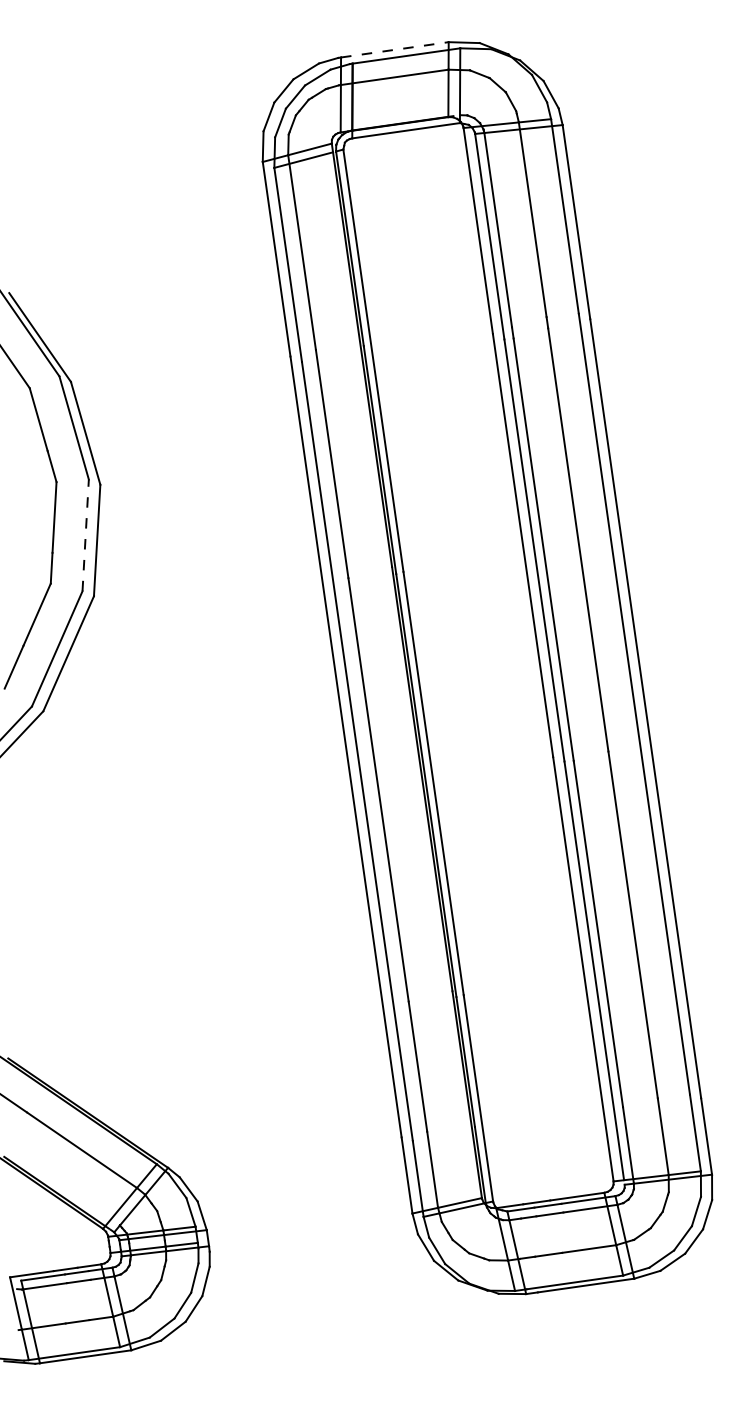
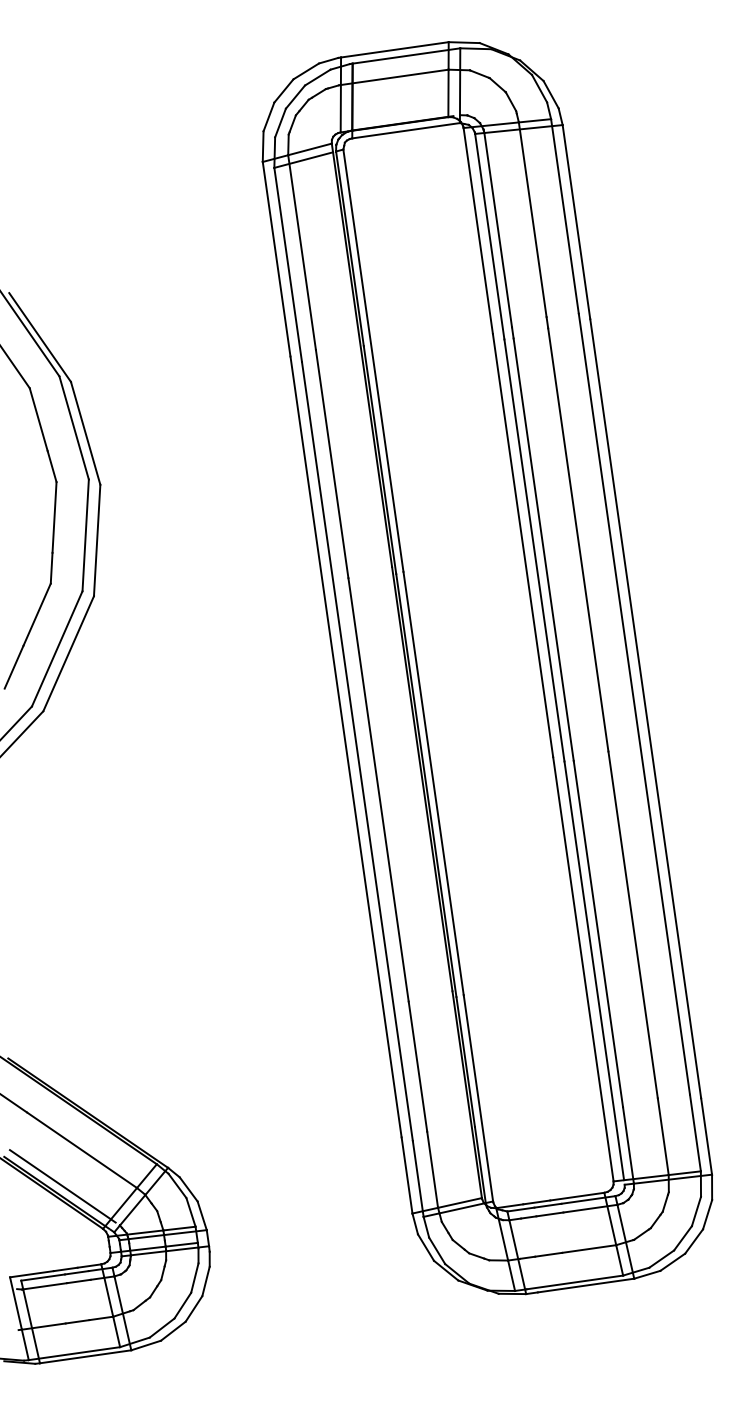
line: dashed -> solid (395, 49)
line: dashed -> solid (85, 535)
line: none -> present (62, 1186)
